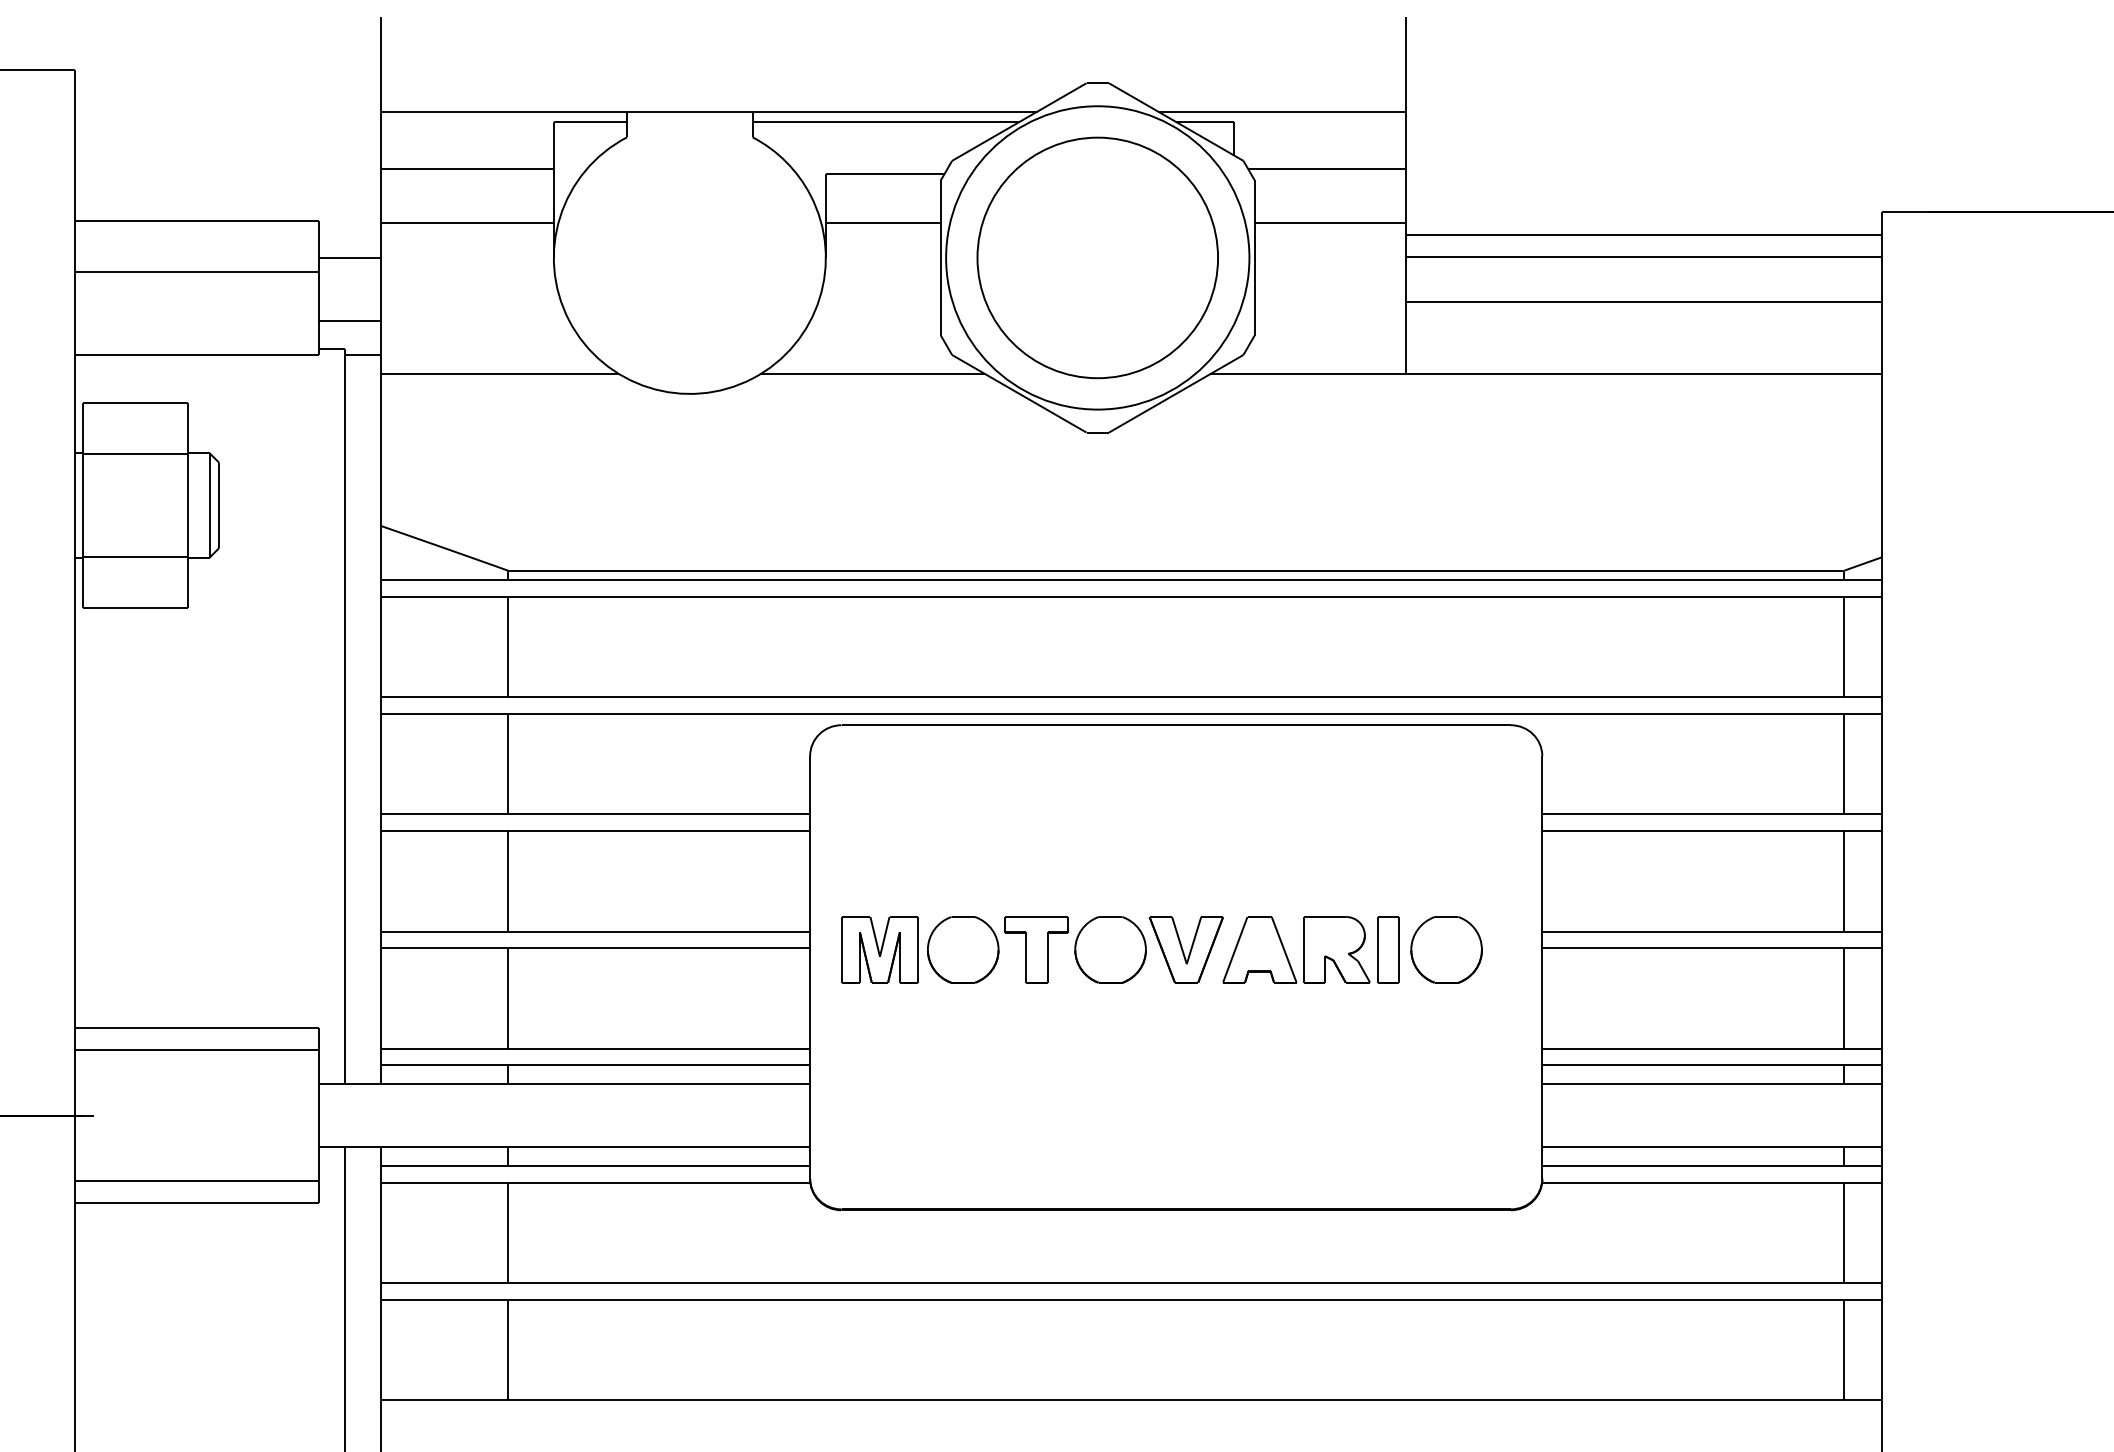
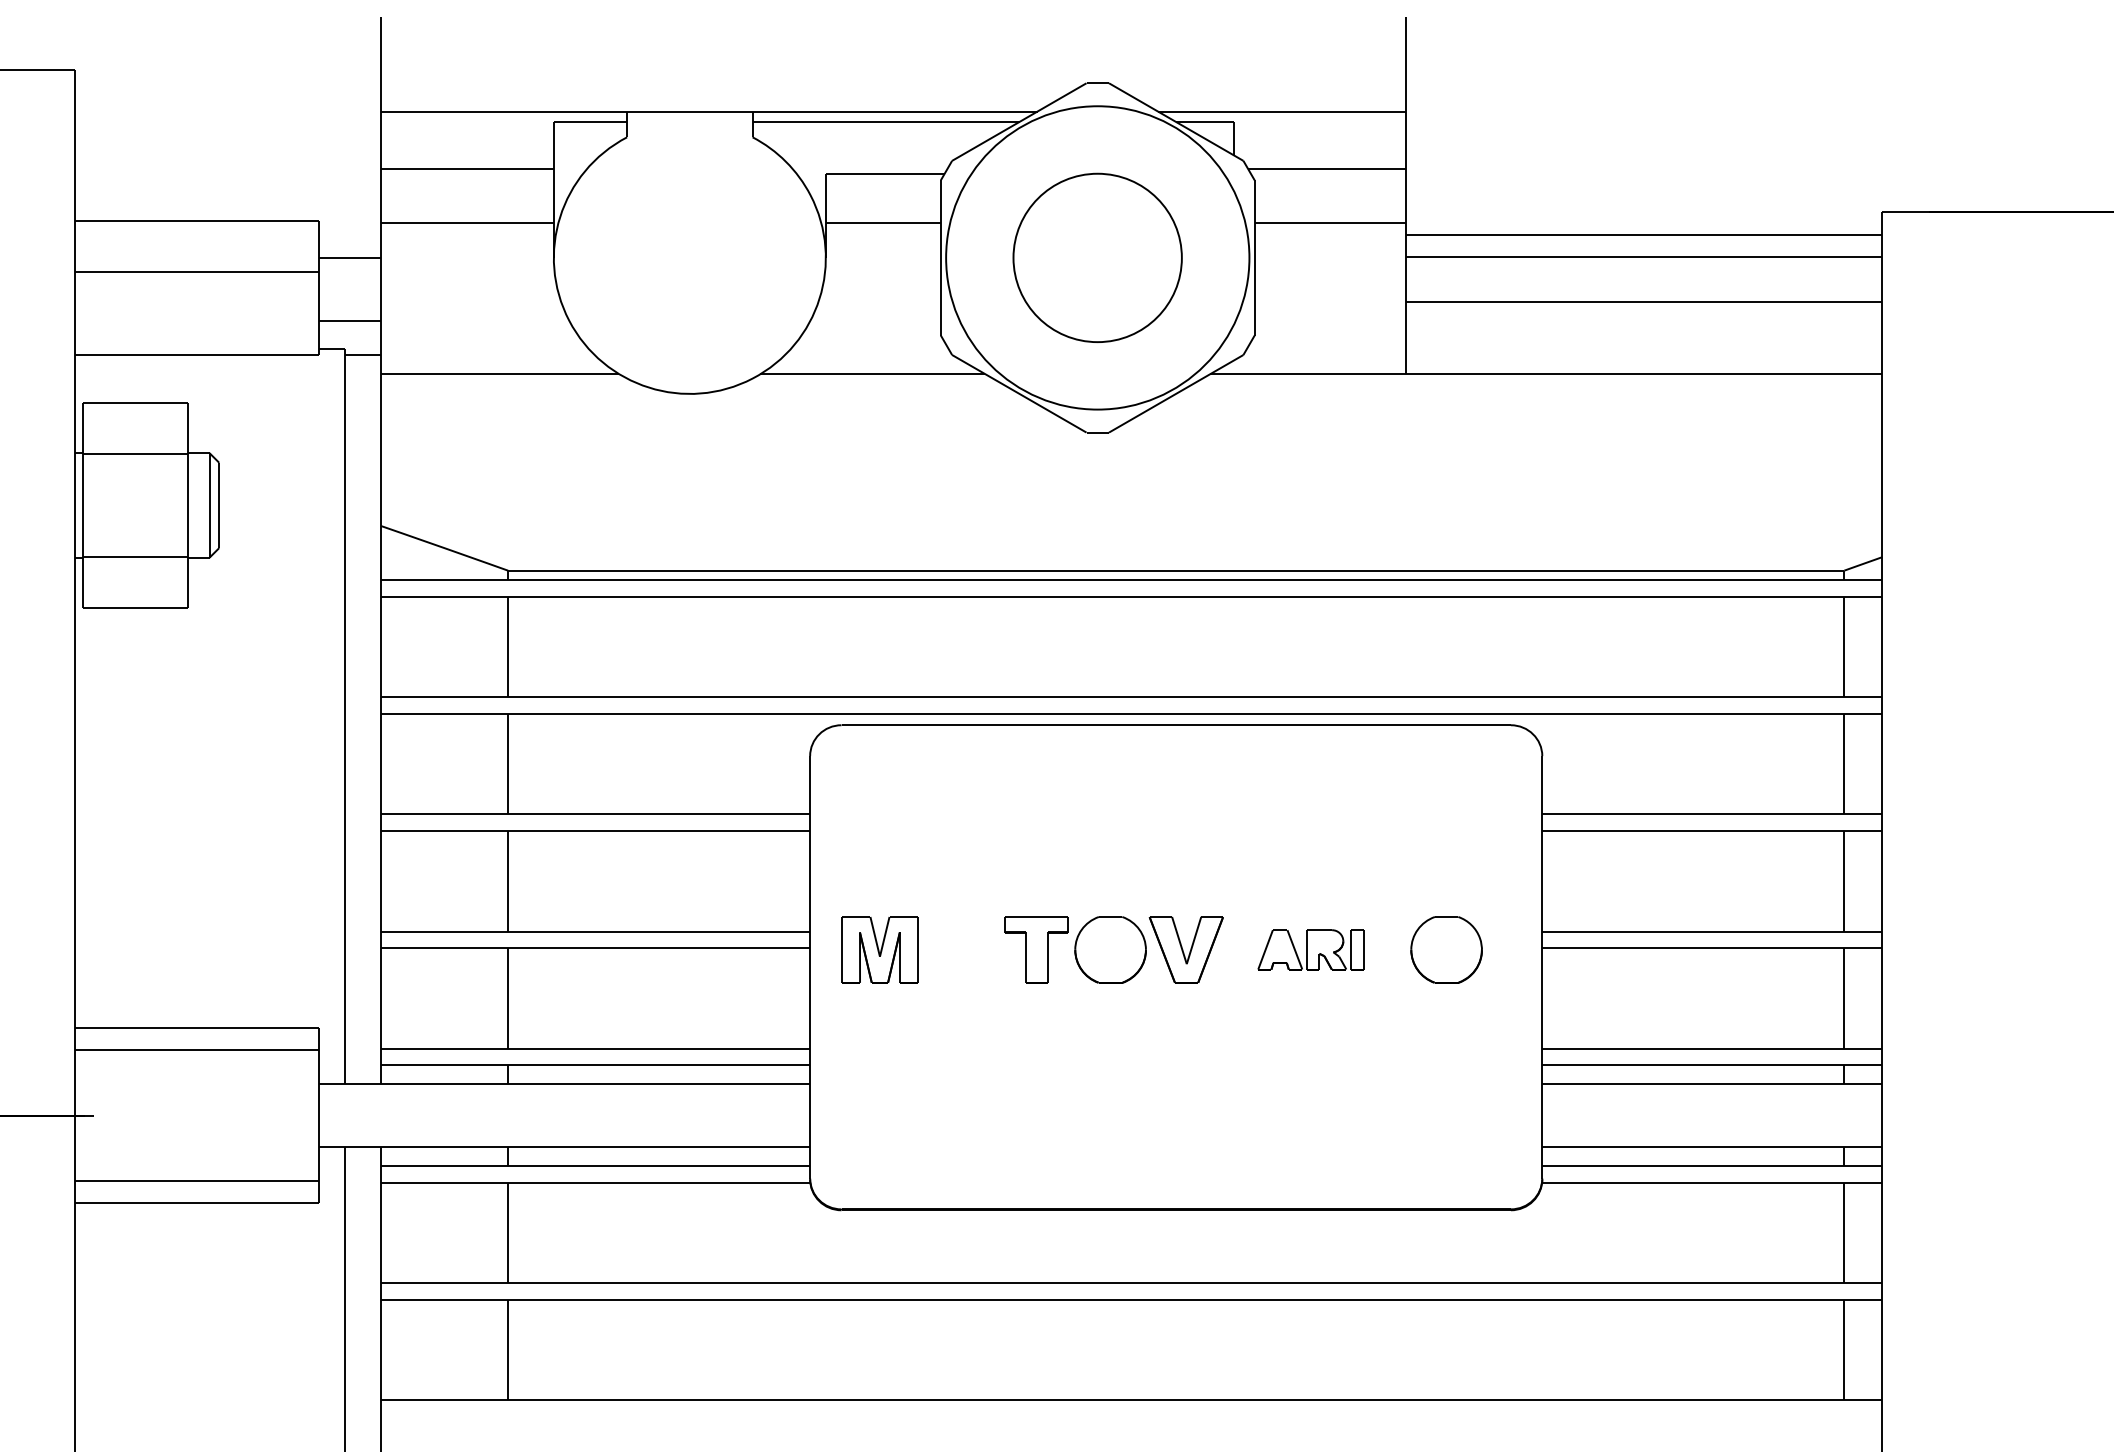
part size: 243x244 px -> 171x171 px (1097, 257)
part: present -> none (963, 949)
part size: 178x68 px -> 108x42 px (1310, 949)
